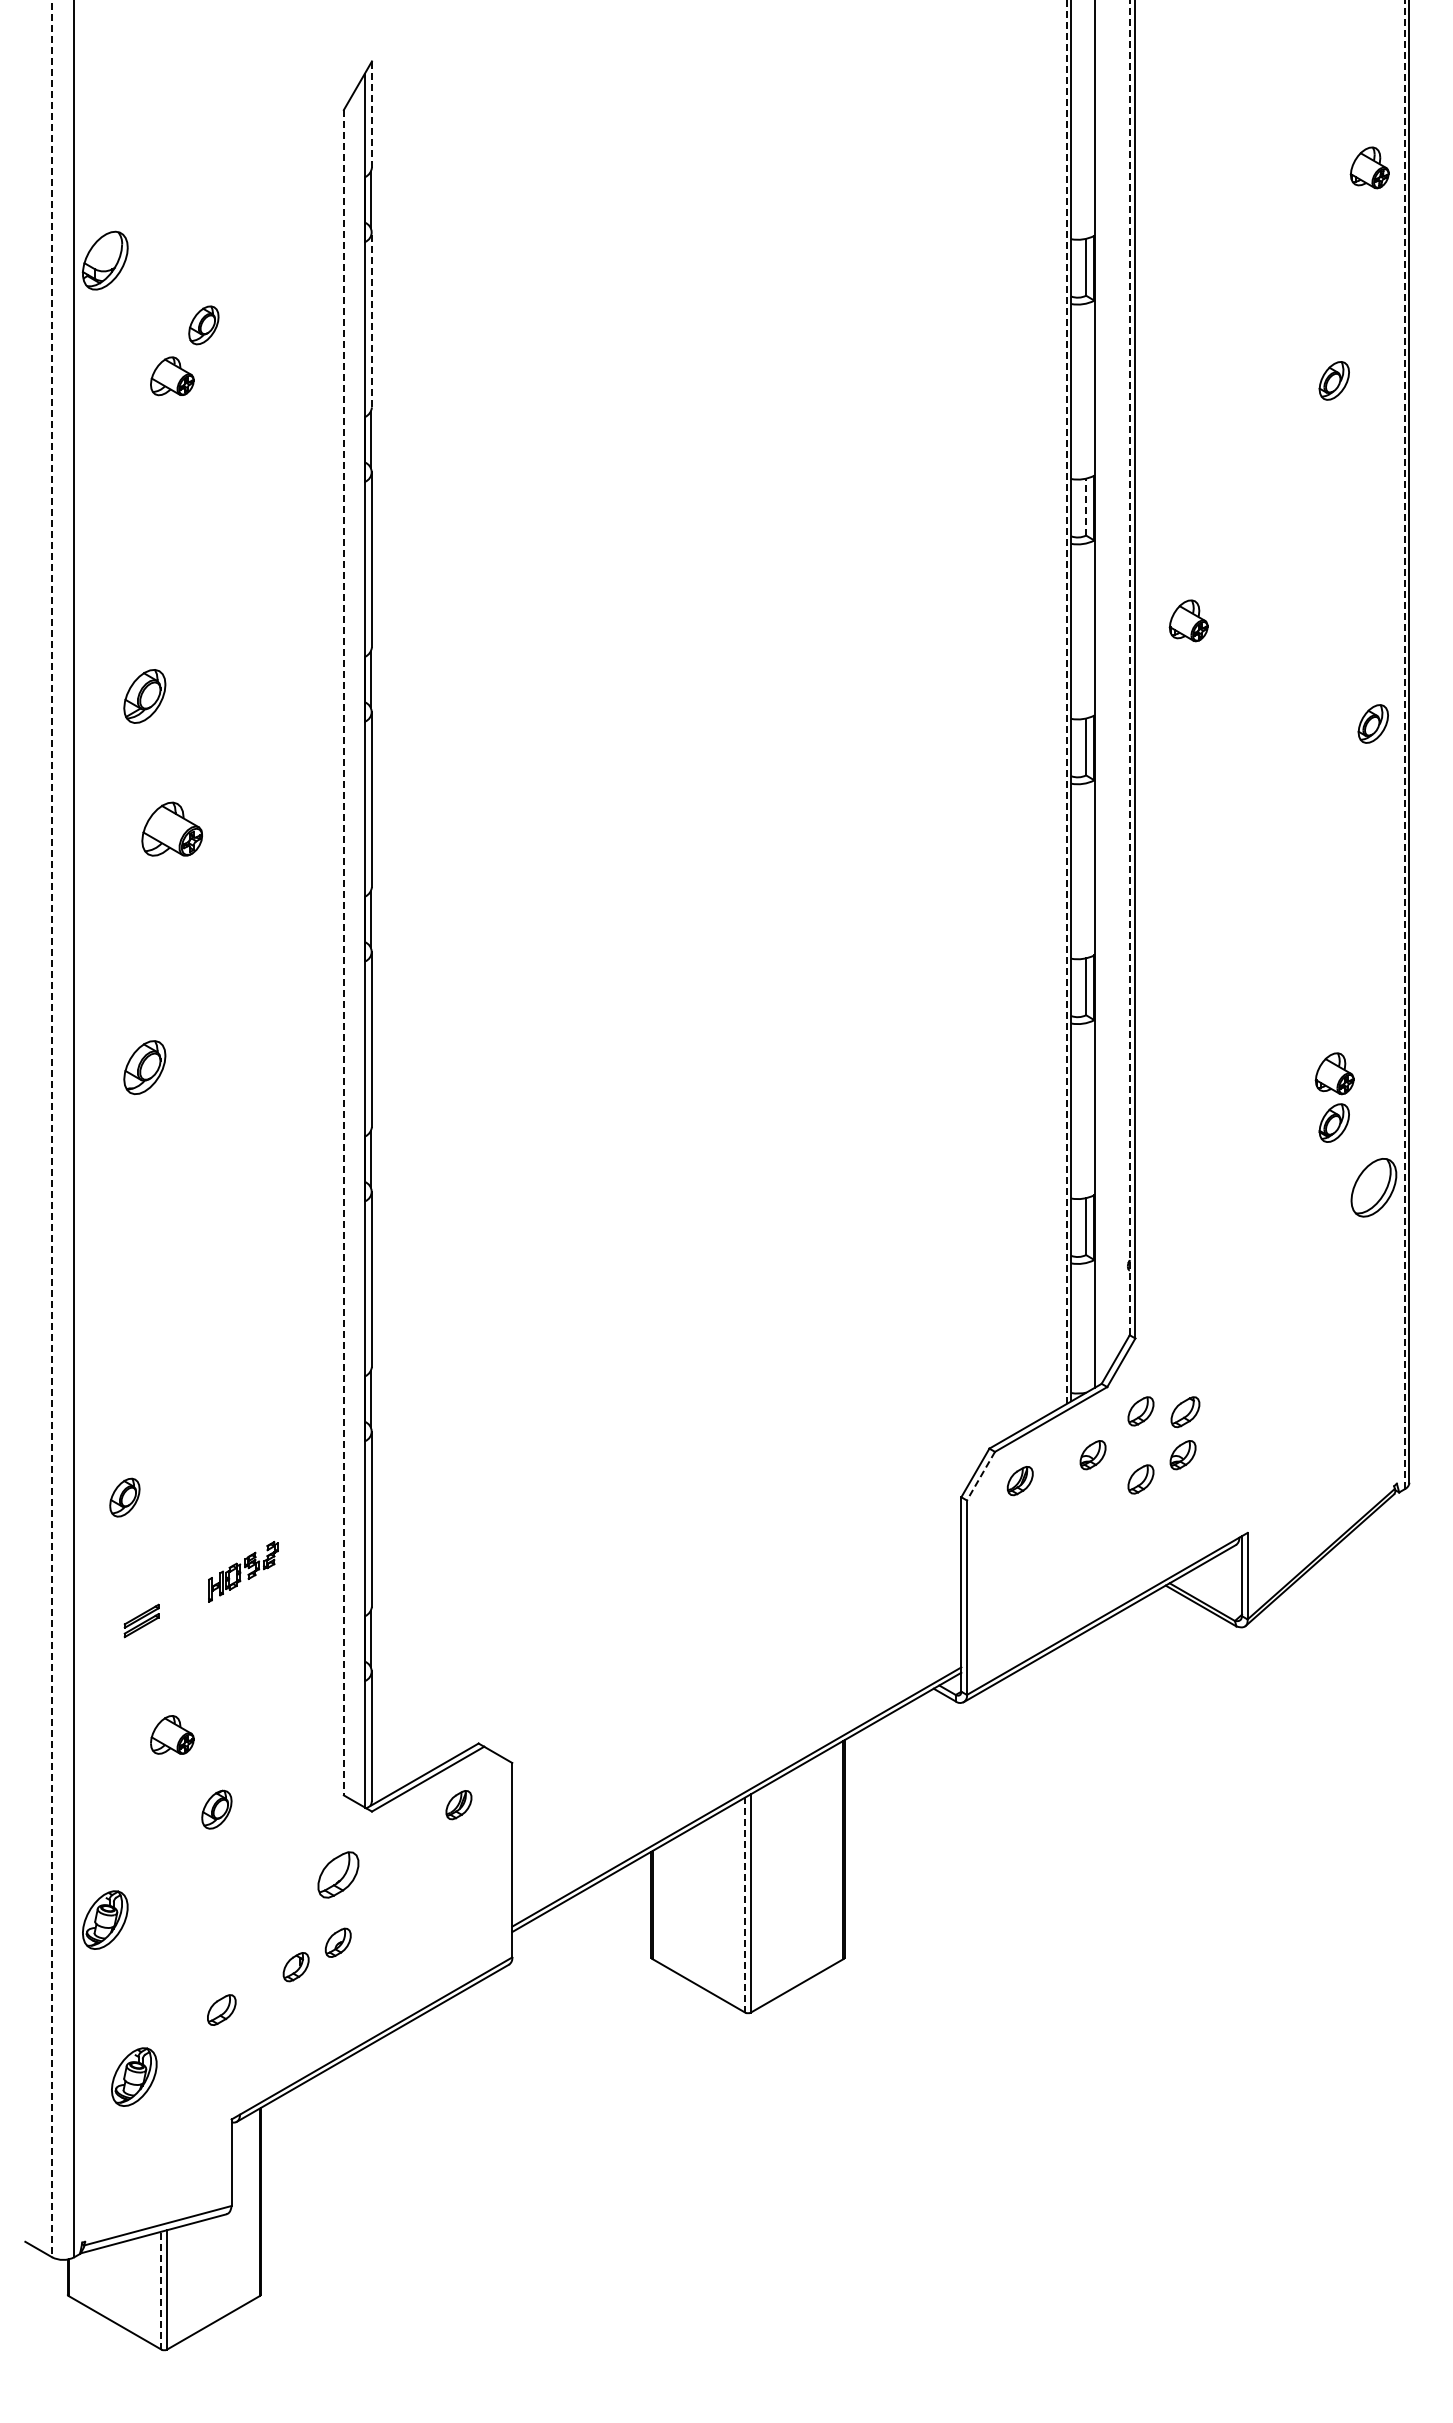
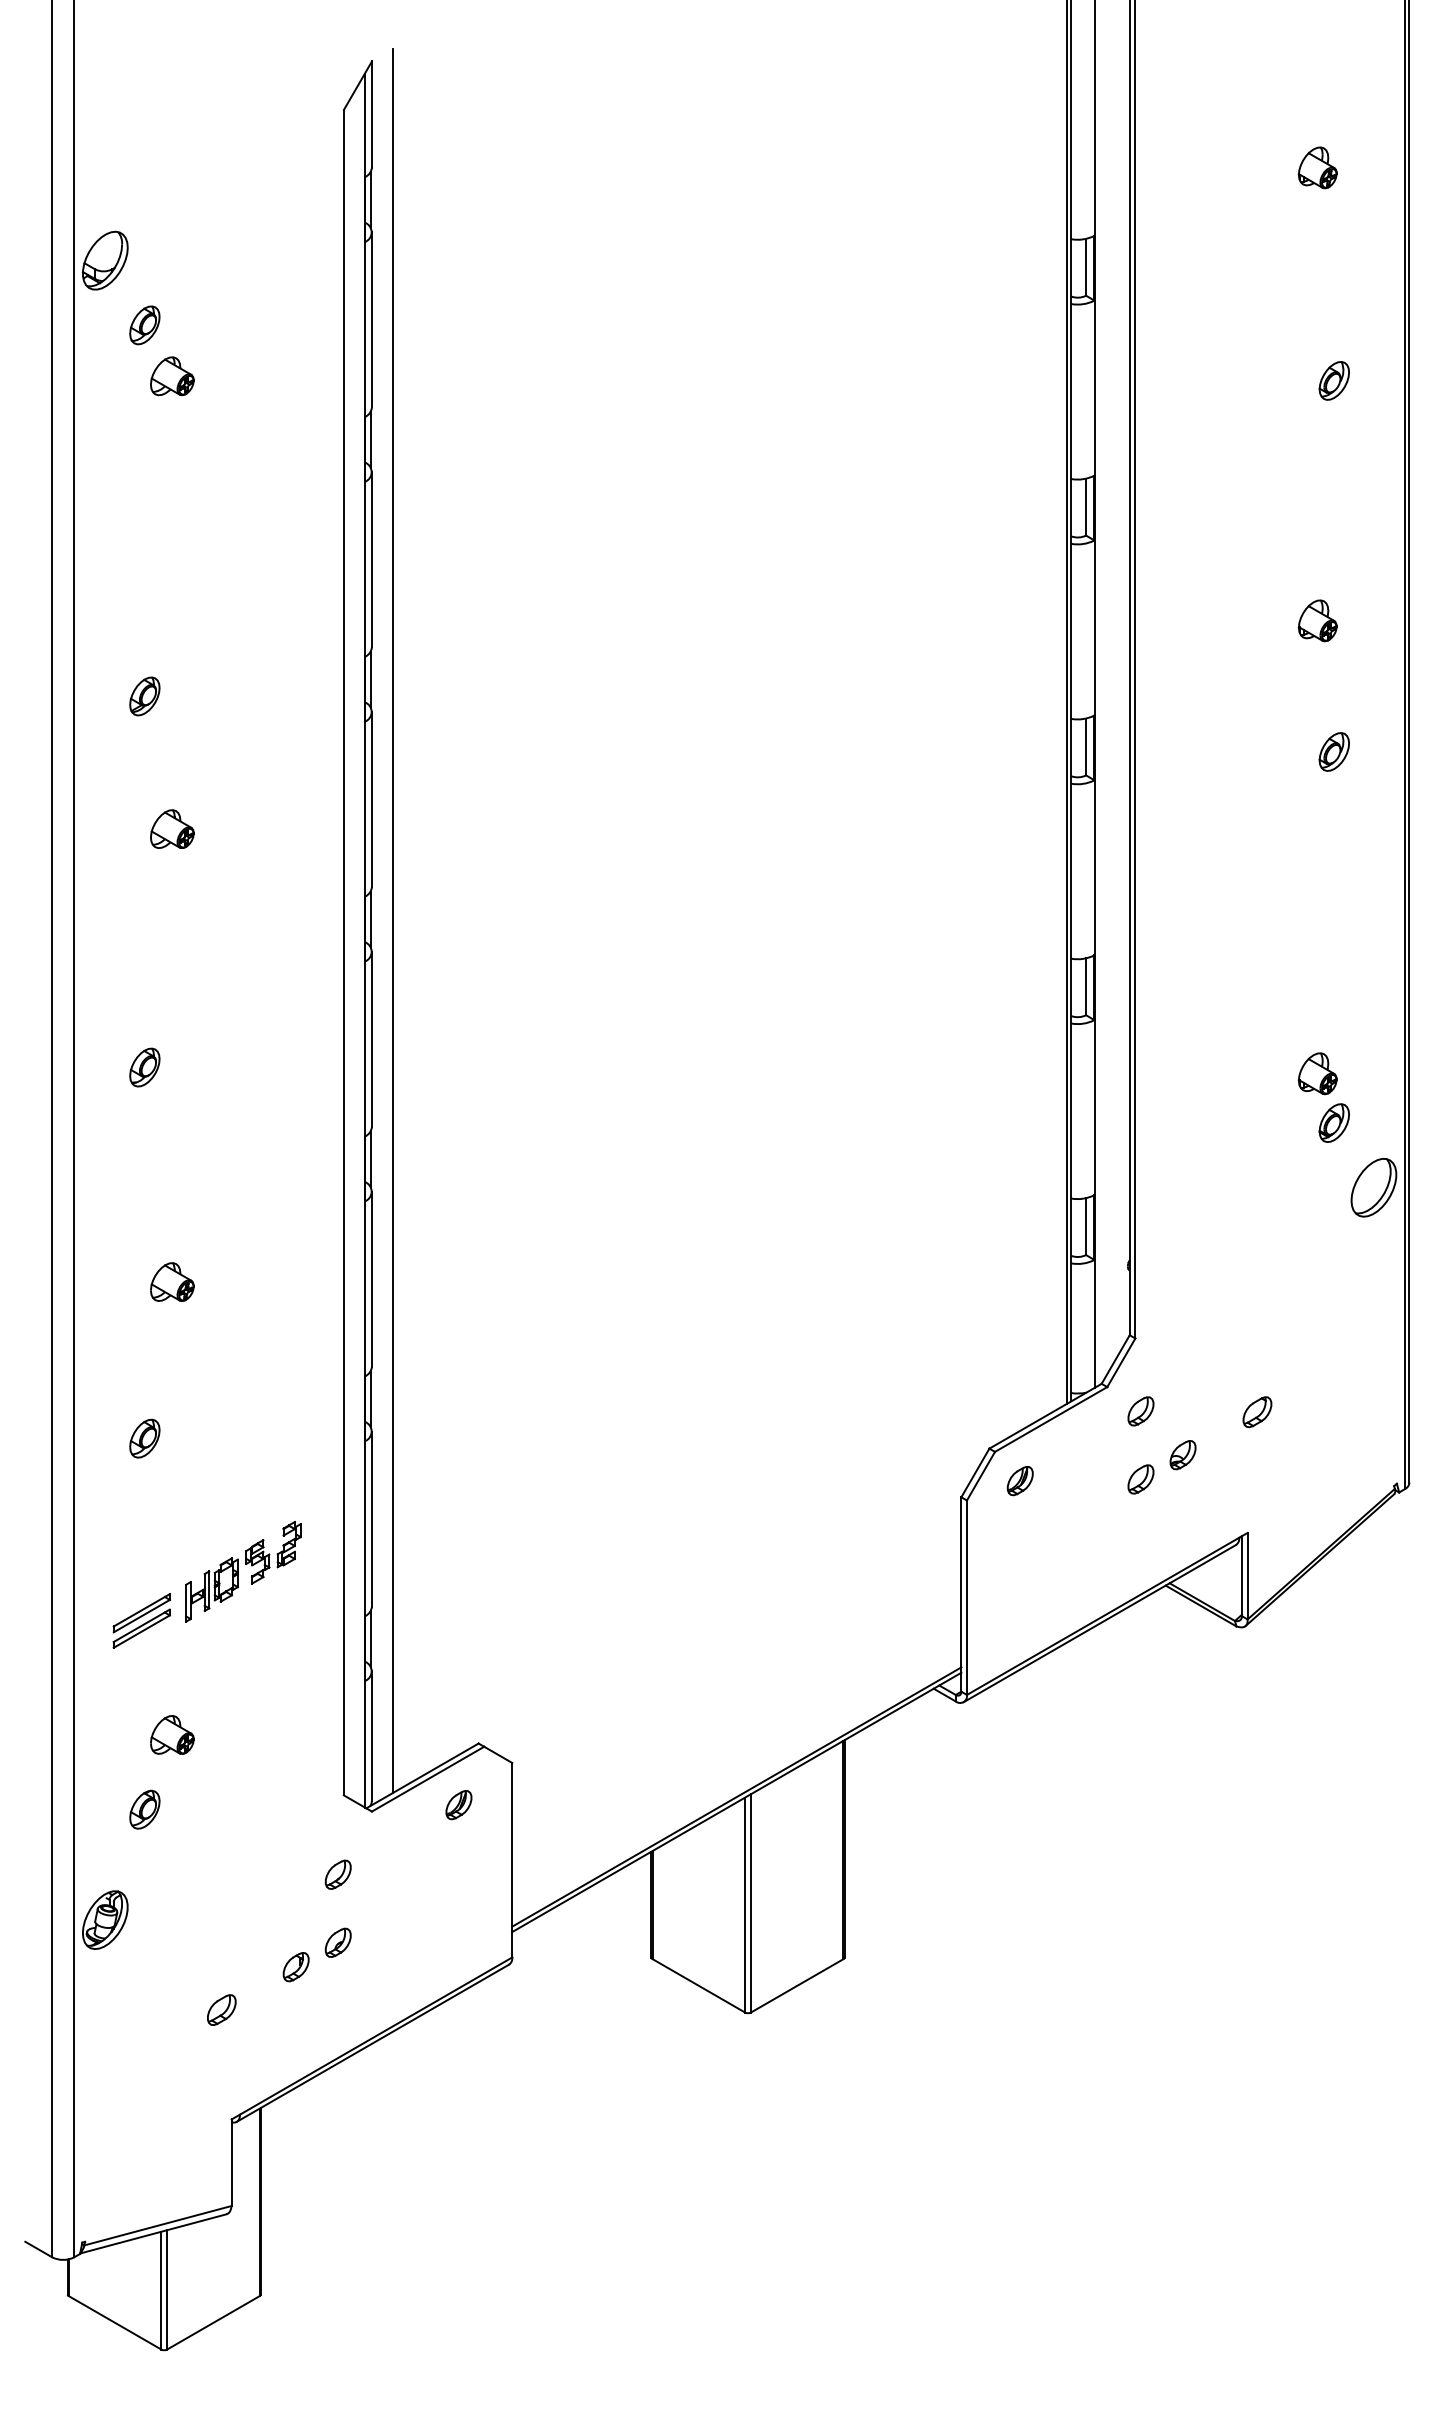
line: dashed -> solid (371, 114)
part position: (1369, 167) -> (1317, 167) (1317, 167)
line: dashed -> solid (371, 319)
part position: (203, 325) -> (144, 325) (144, 325)
line: dashed -> solid (1086, 506)
part position: (1188, 620) -> (1317, 620) (1317, 620)
line: dashed -> solid (1129, 667)
part size: 44x55 px -> 32x41 px (144, 696)
line: dashed -> solid (1066, 702)
part position: (1372, 723) -> (1333, 751) (1333, 751)
line: dashed -> solid (1404, 744)
part size: 62x56 px -> 45x40 px (172, 828)
line: none -> present (393, 920)
line: dashed -> solid (343, 952)
part size: 44x55 px -> 32x41 px (144, 1067)
part position: (1334, 1073) -> (1317, 1073) (1317, 1073)
line: dashed -> solid (52, 1129)
part: none -> present (172, 1281)
part position: (1185, 1412) -> (1257, 1412) (1257, 1412)
part: present -> none (1092, 1455)
line: dashed -> solid (980, 1476)
part position: (124, 1497) -> (144, 1438) (144, 1438)
part size: 71x62 px -> 117x102 px (243, 1571)
part size: 37x36 px -> 59x56 px (141, 1620)
part position: (216, 1809) -> (144, 1809) (144, 1809)
part size: 43x48 px -> 28x31 px (337, 1874)
line: dashed -> solid (745, 1905)
part: present -> none (134, 2076)
line: dashed -> solid (161, 2290)
